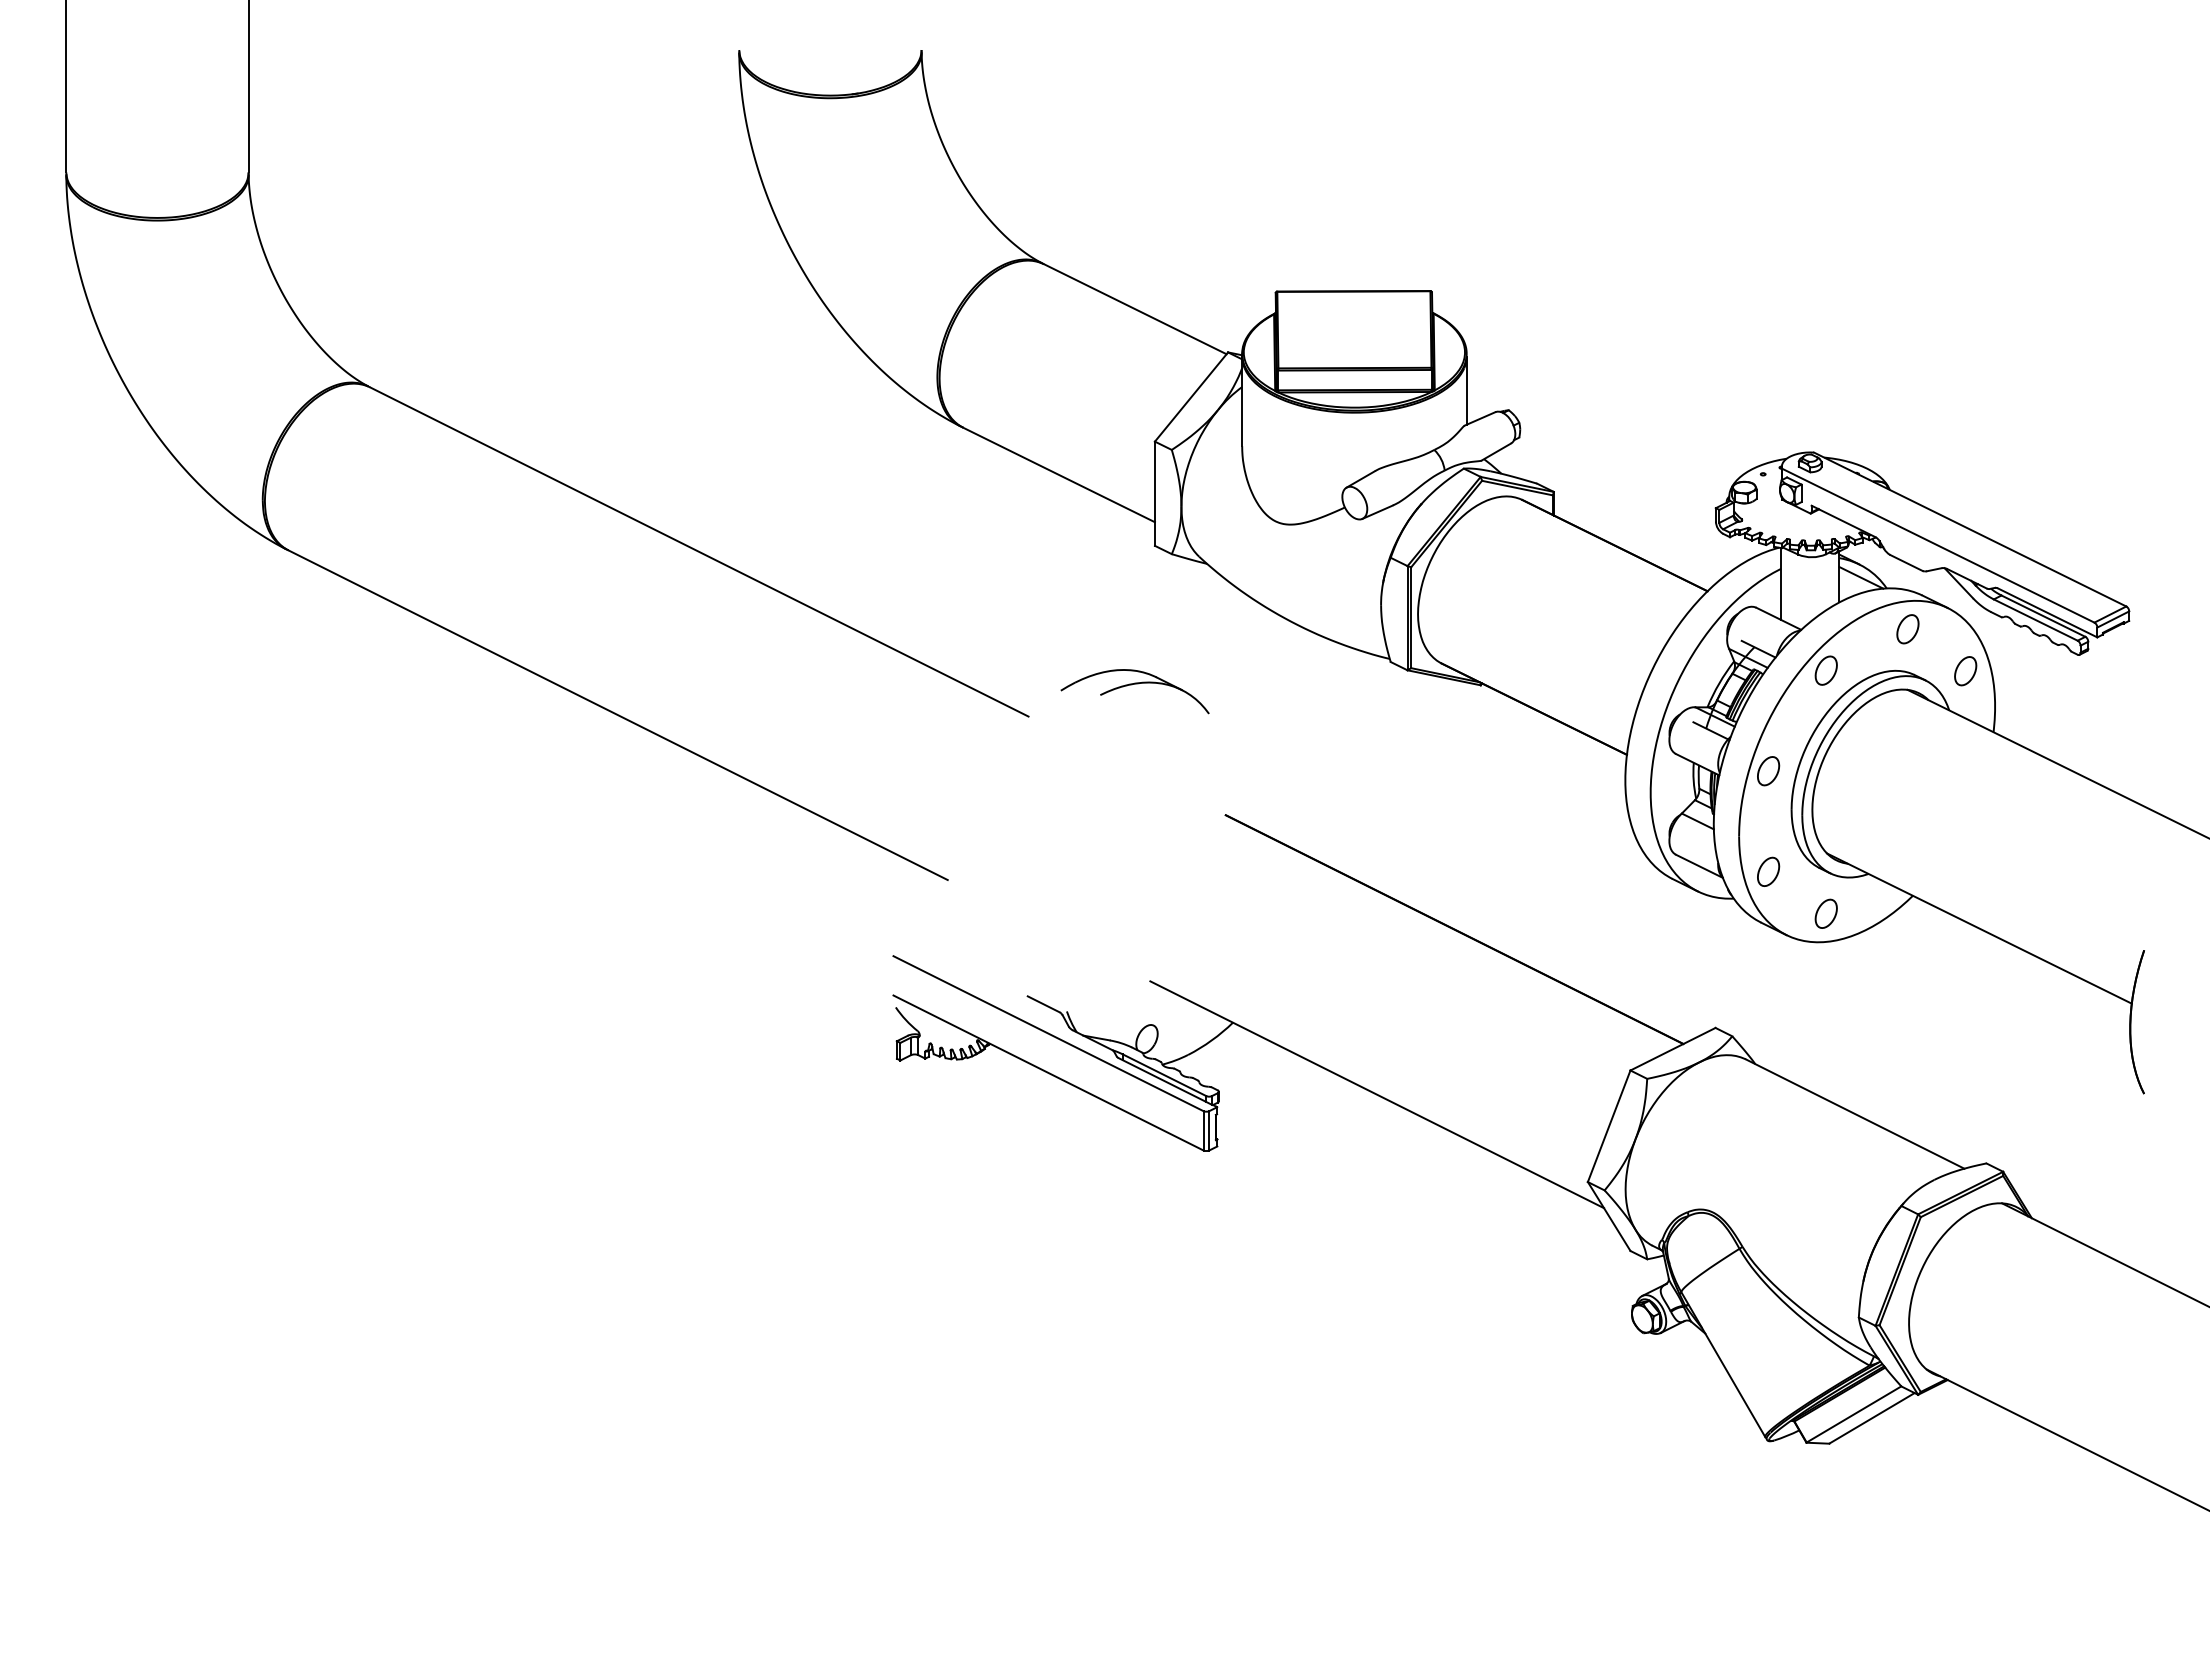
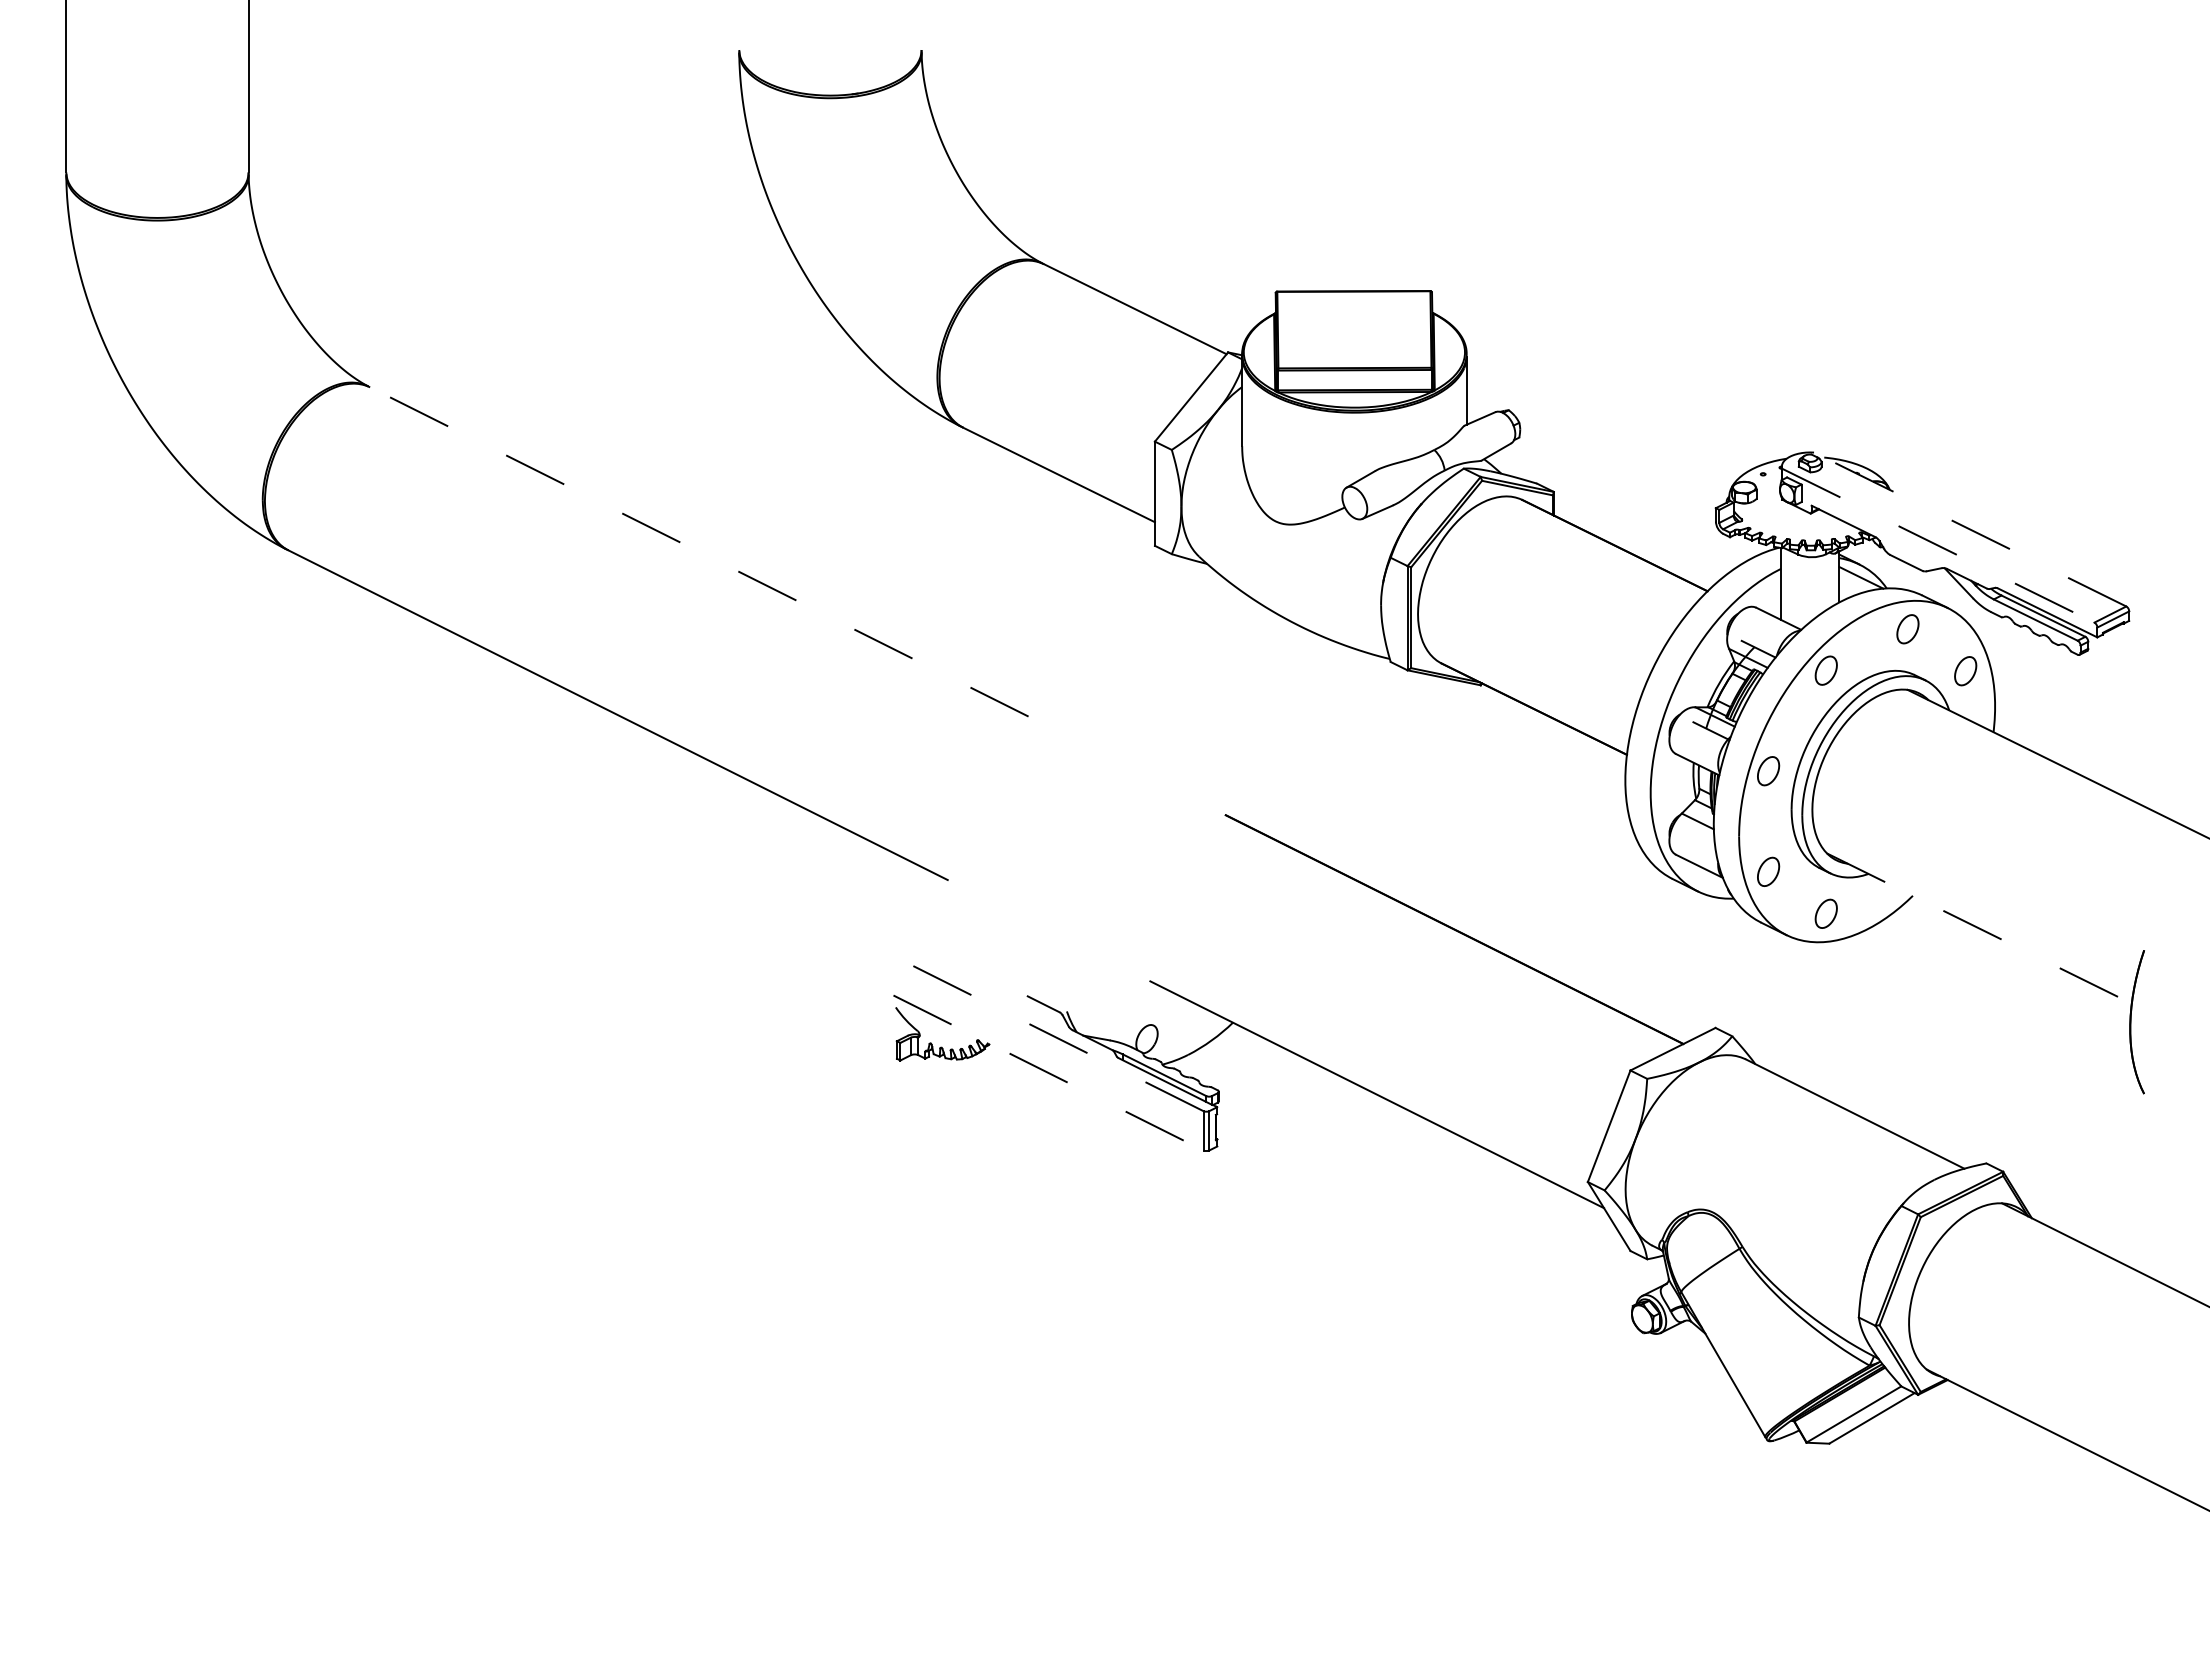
line: solid -> dashed (1969, 529)
line: solid -> dashed (1938, 545)
line: solid -> dashed (698, 551)
part: present -> none (1132, 685)
line: solid -> dashed (1979, 928)
line: solid -> dashed (1048, 1033)
line: solid -> dashed (1048, 1073)
